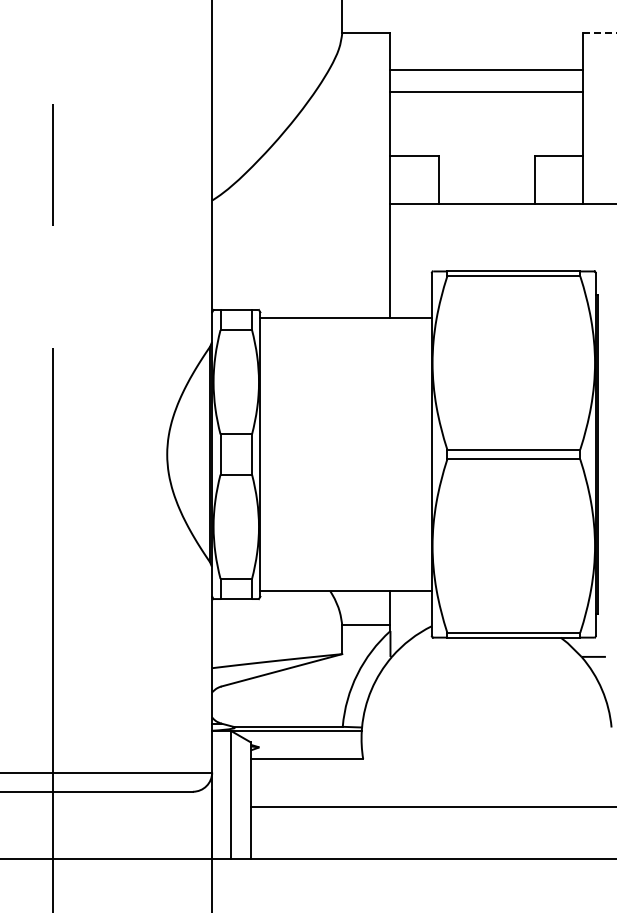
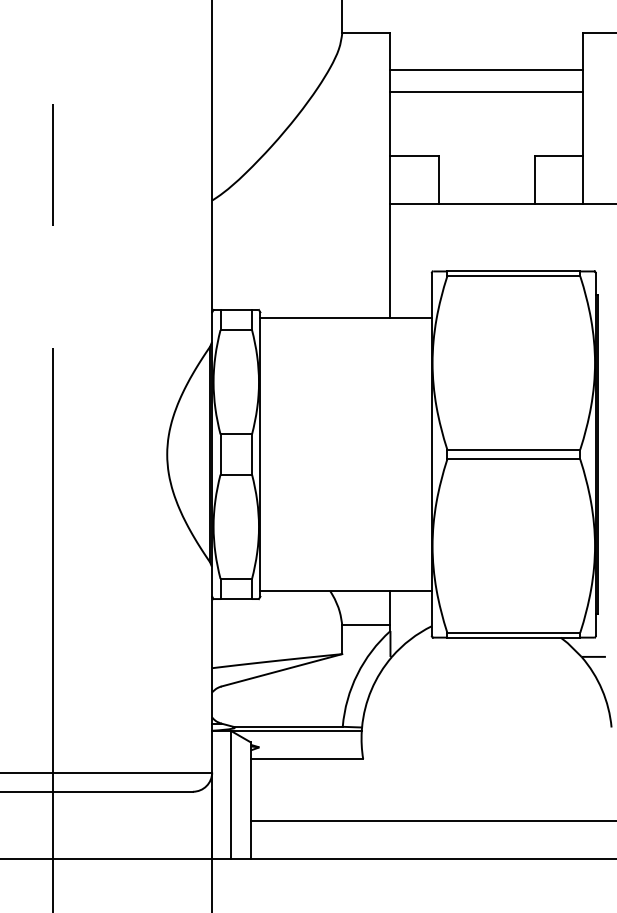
line: dashed -> solid (599, 33)
line position: (431, 806) -> (431, 820) (431, 820)
